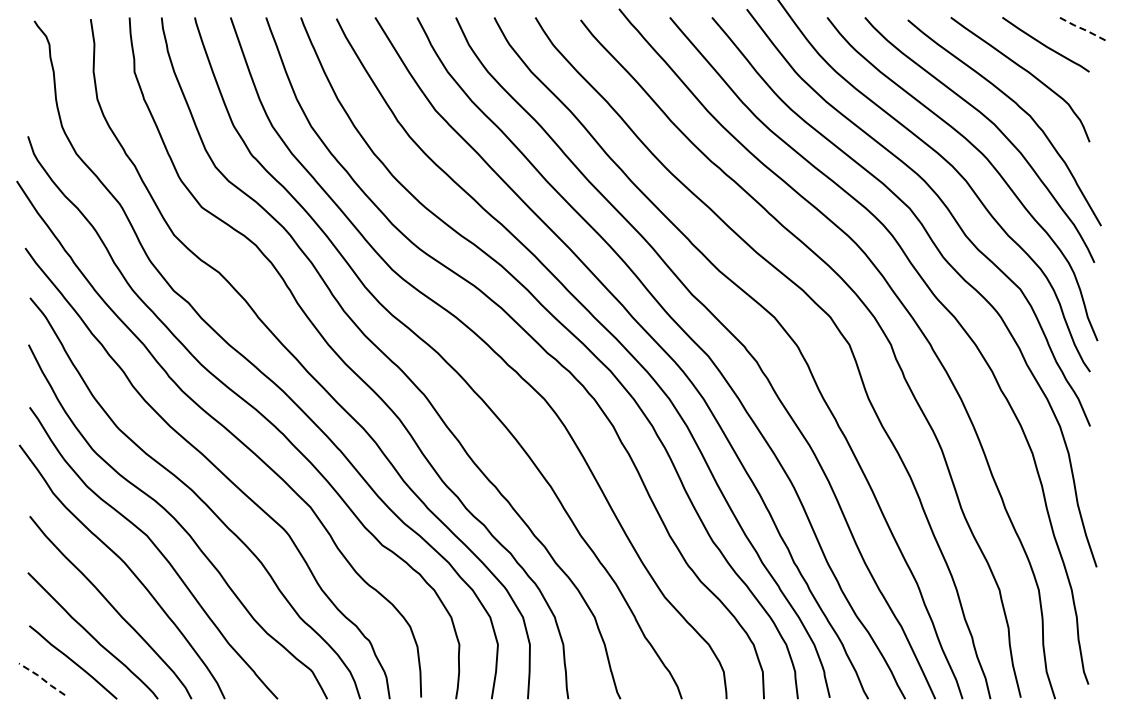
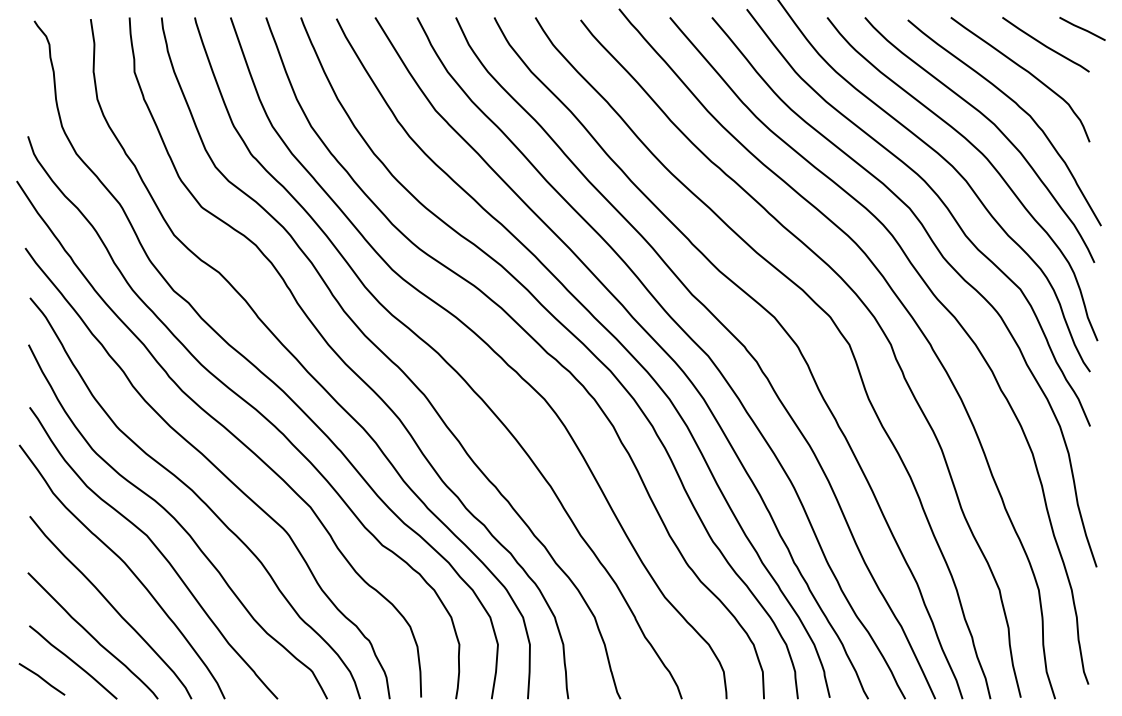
line: dashed -> solid (1082, 28)
line: dashed -> solid (42, 678)
